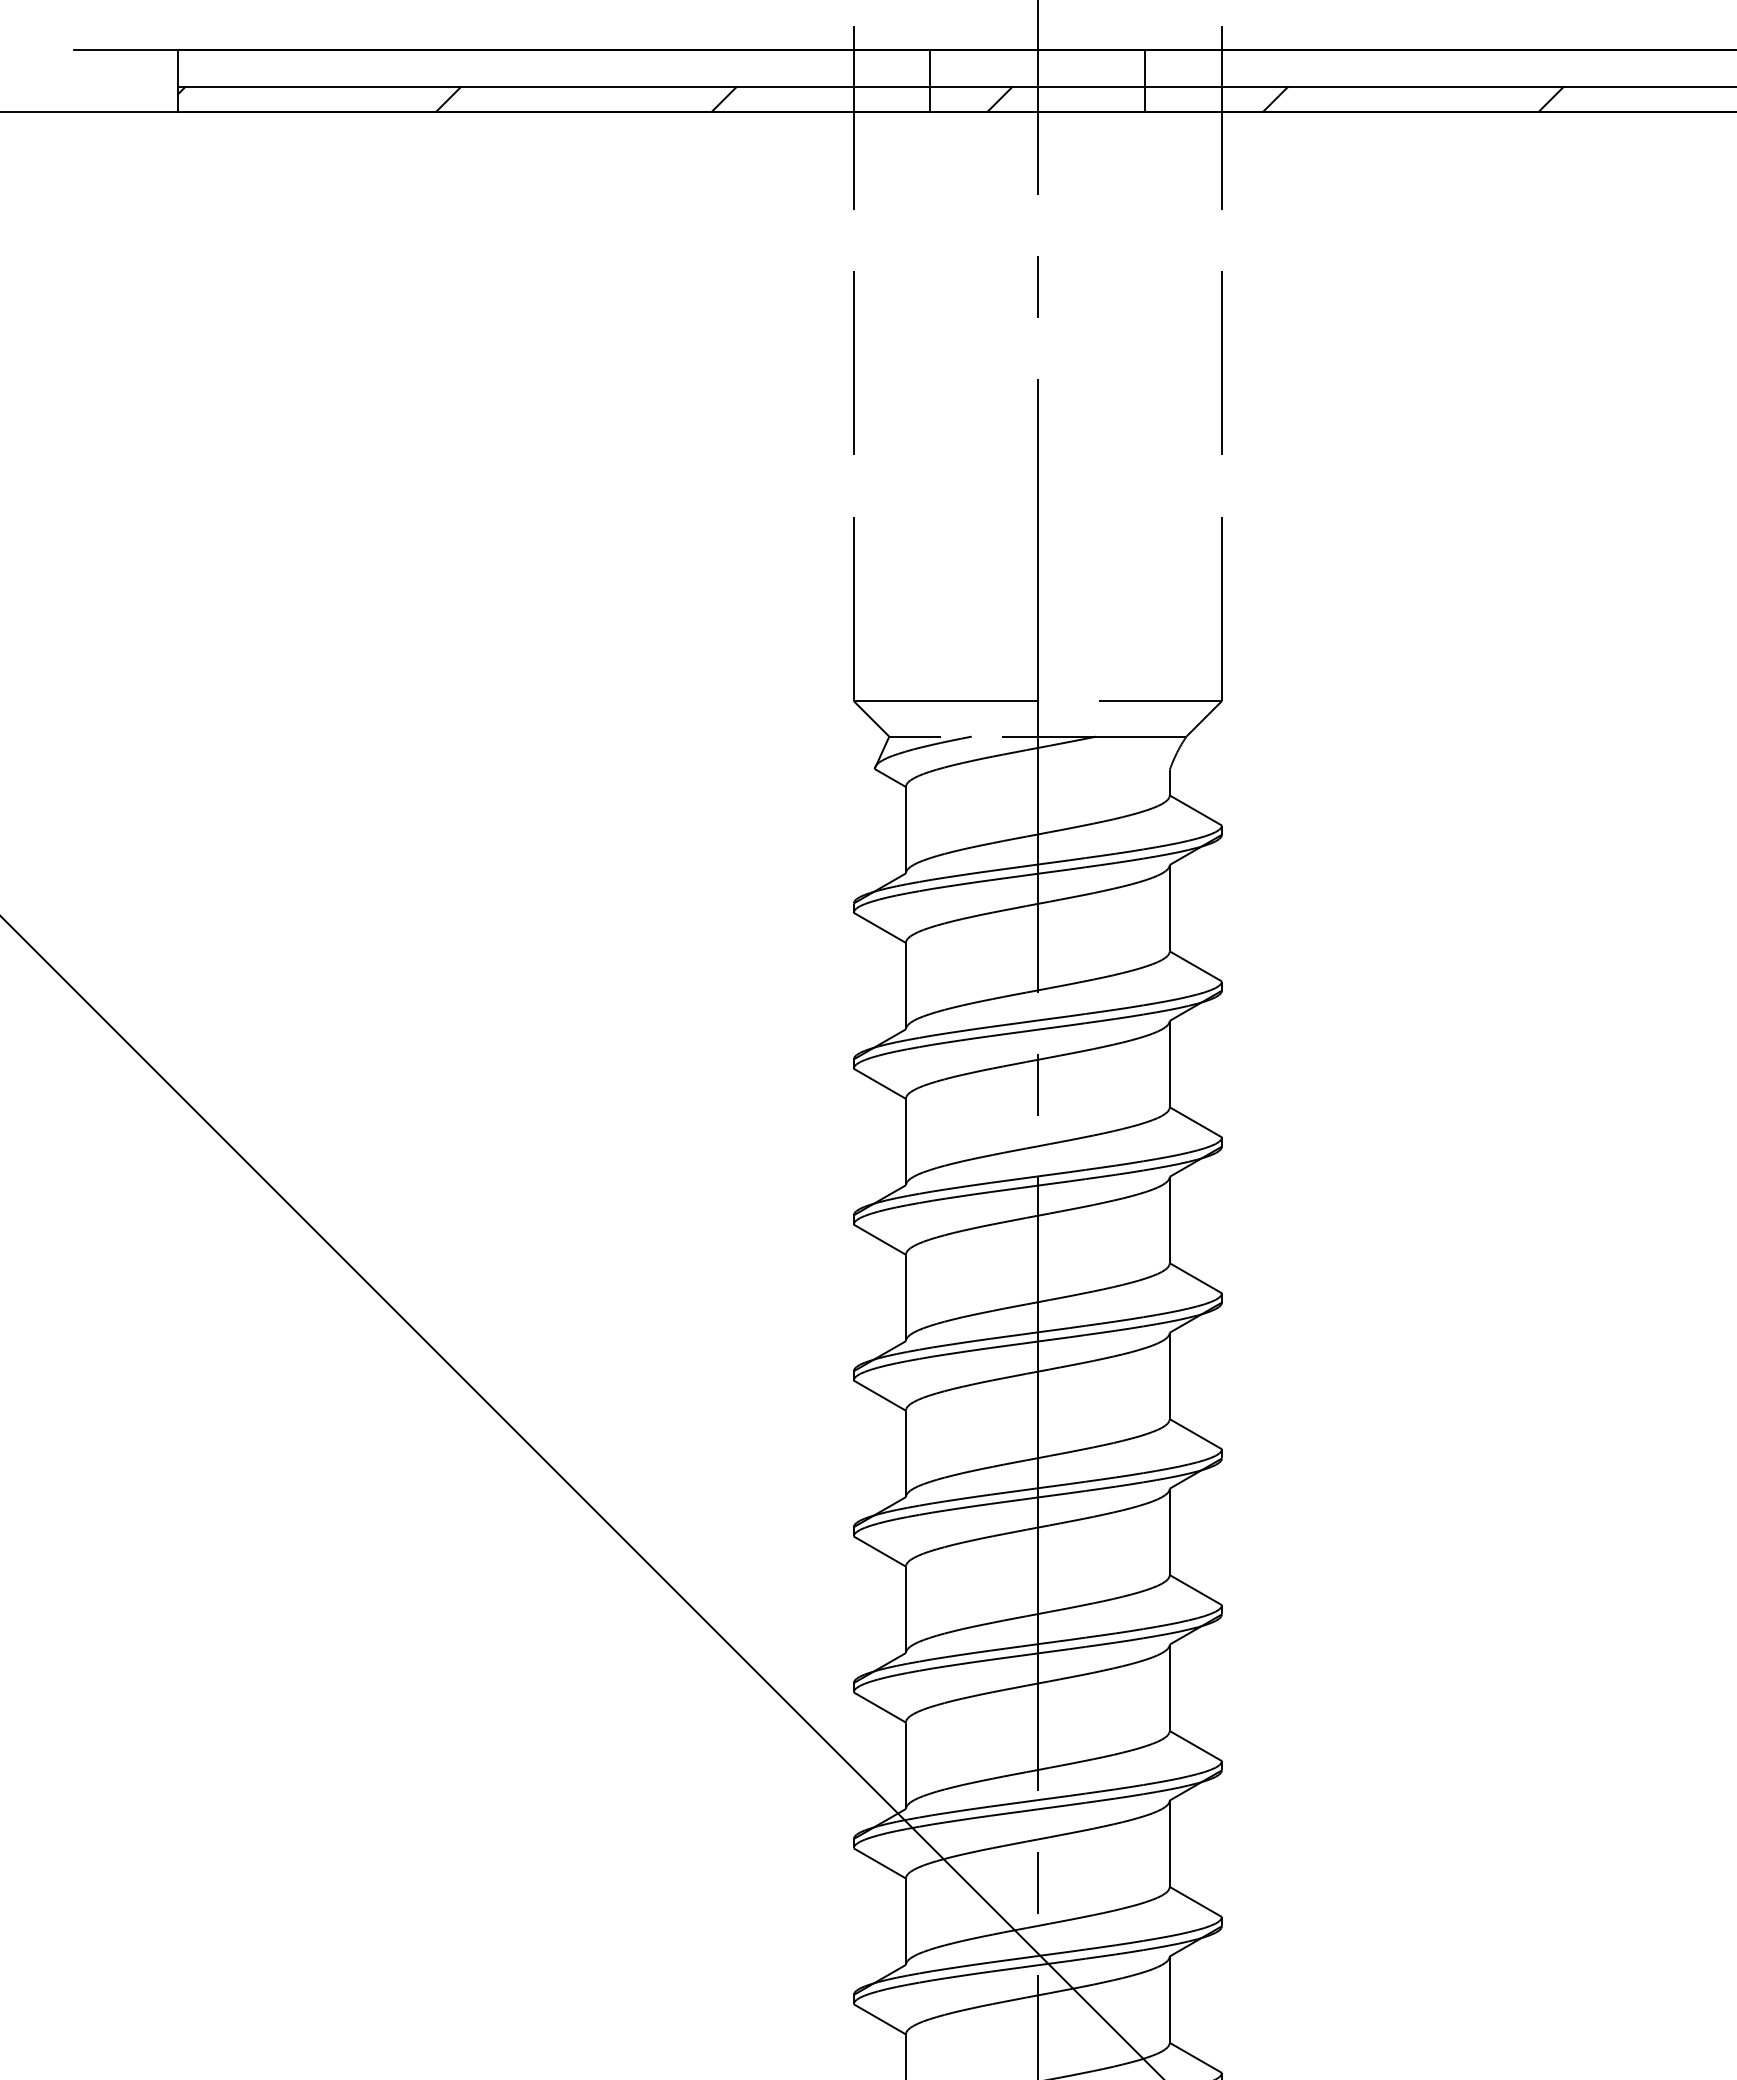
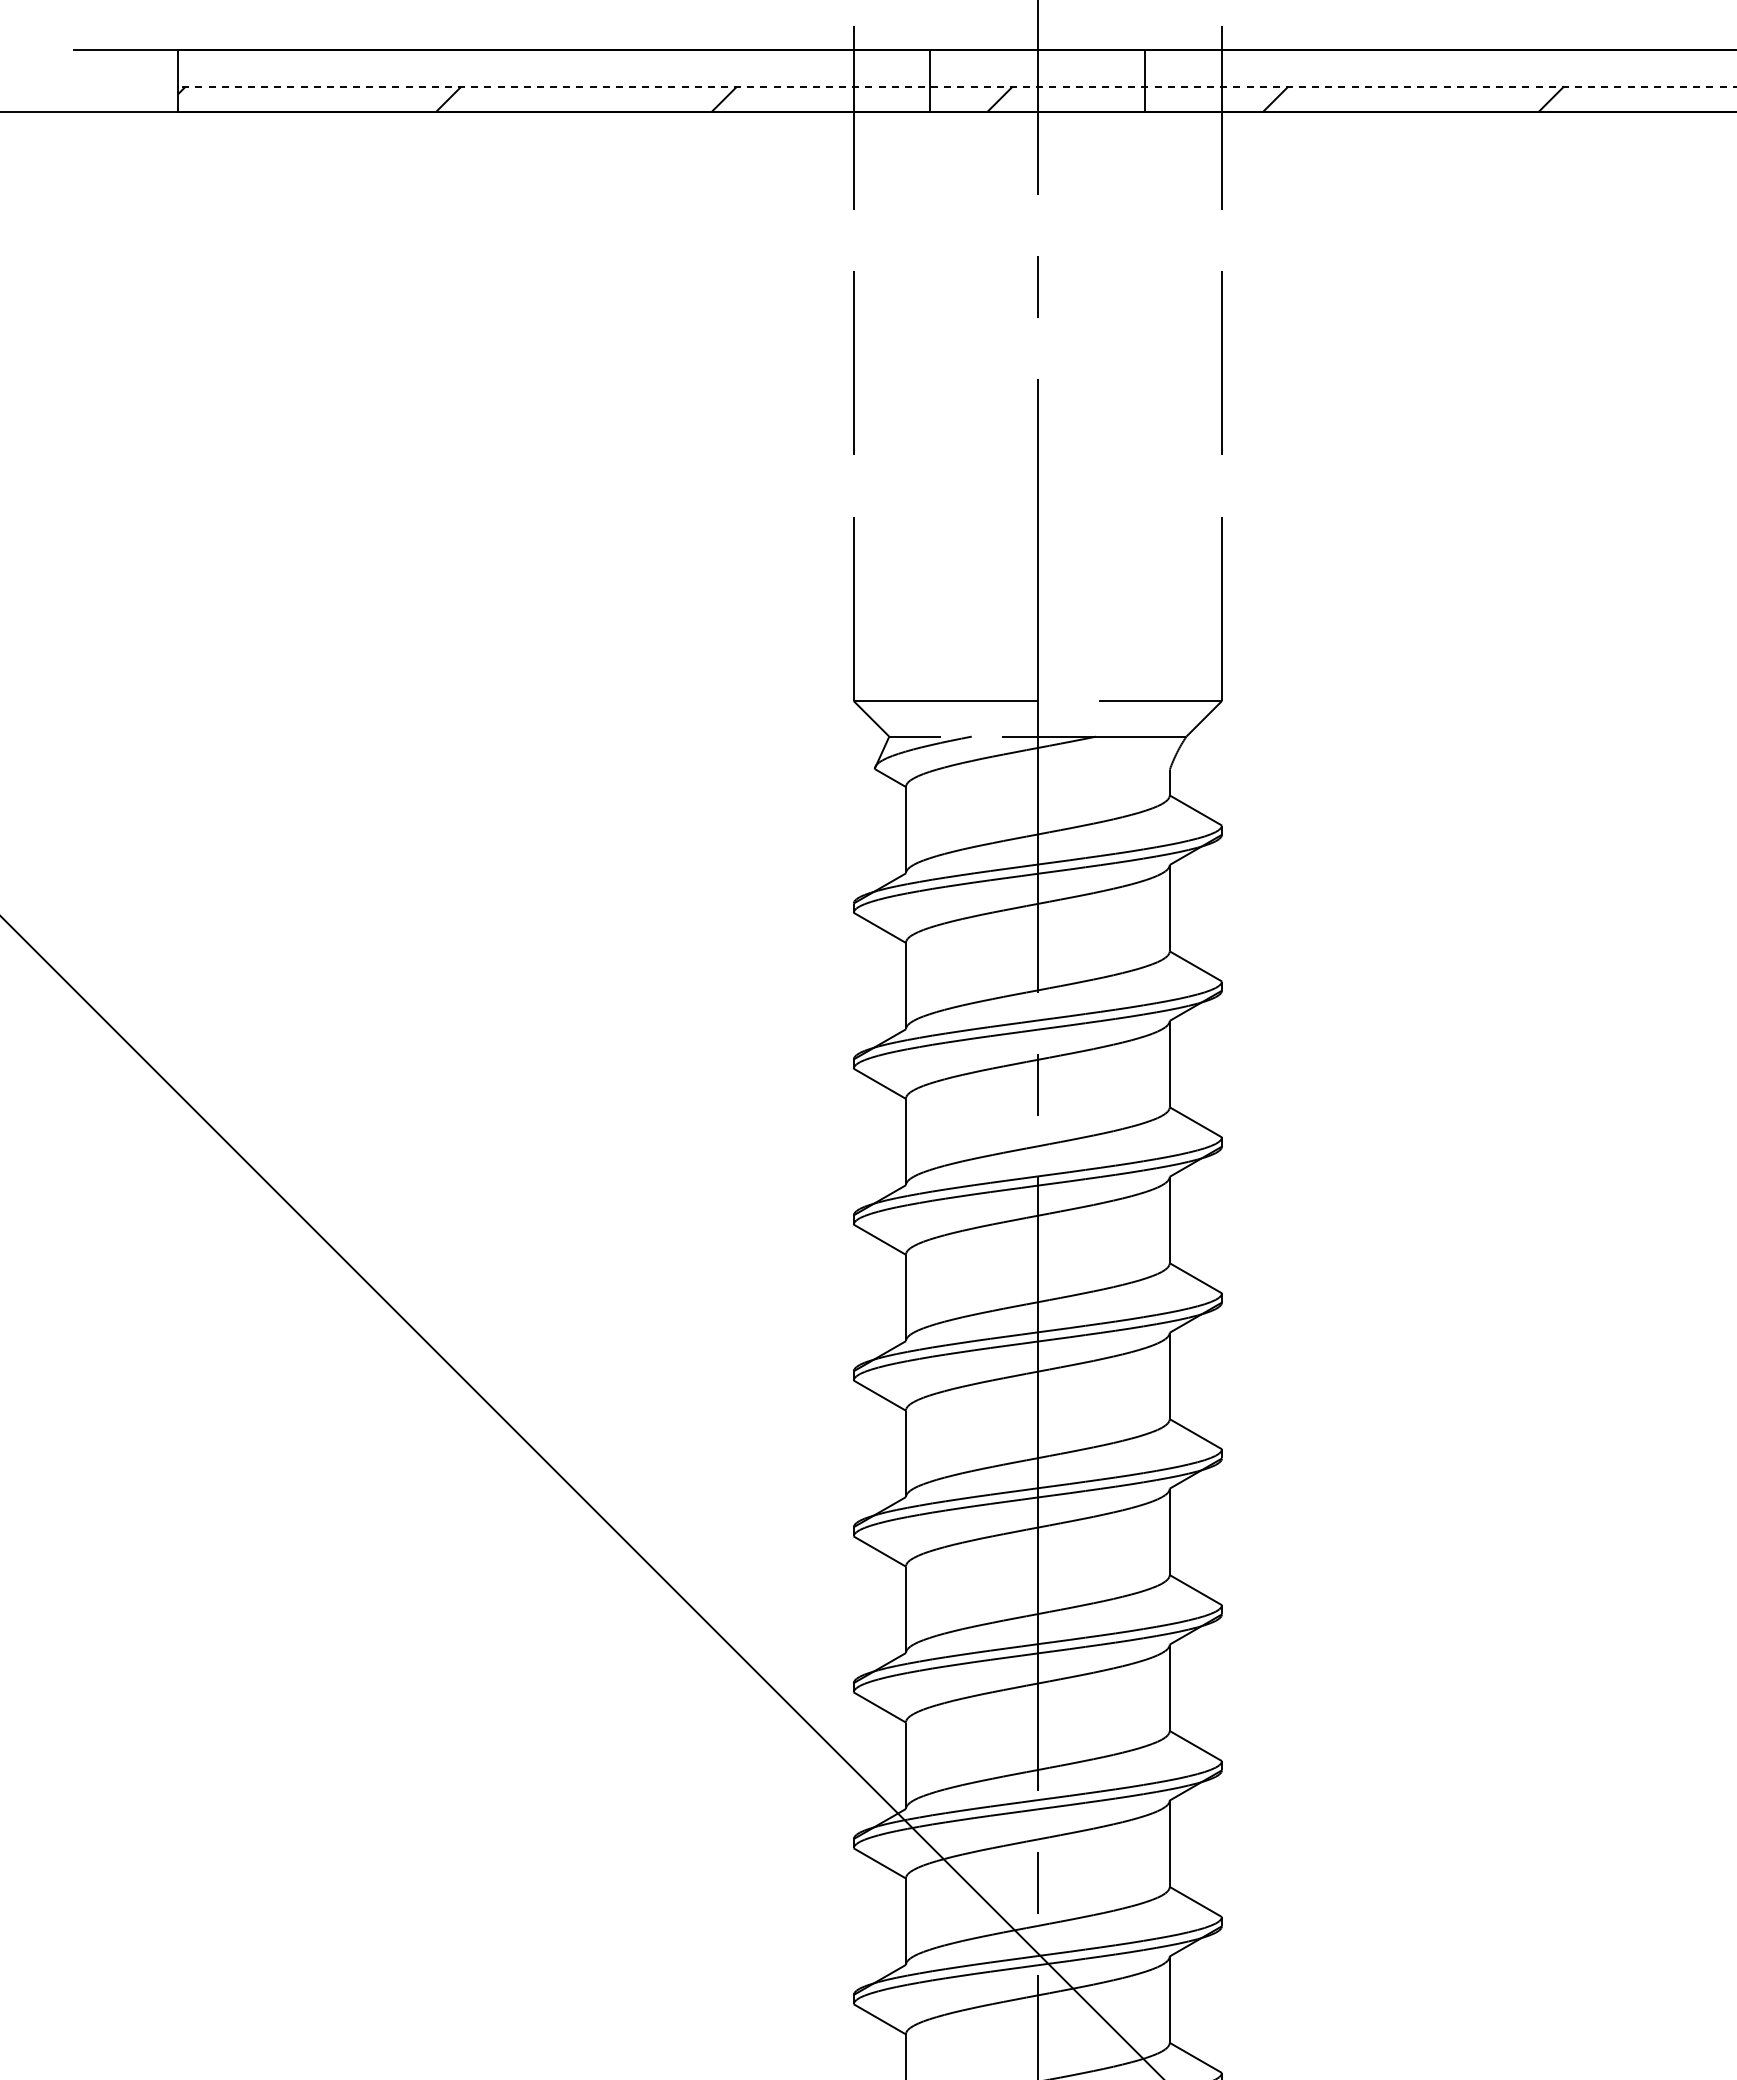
line: solid -> dashed (957, 87)
